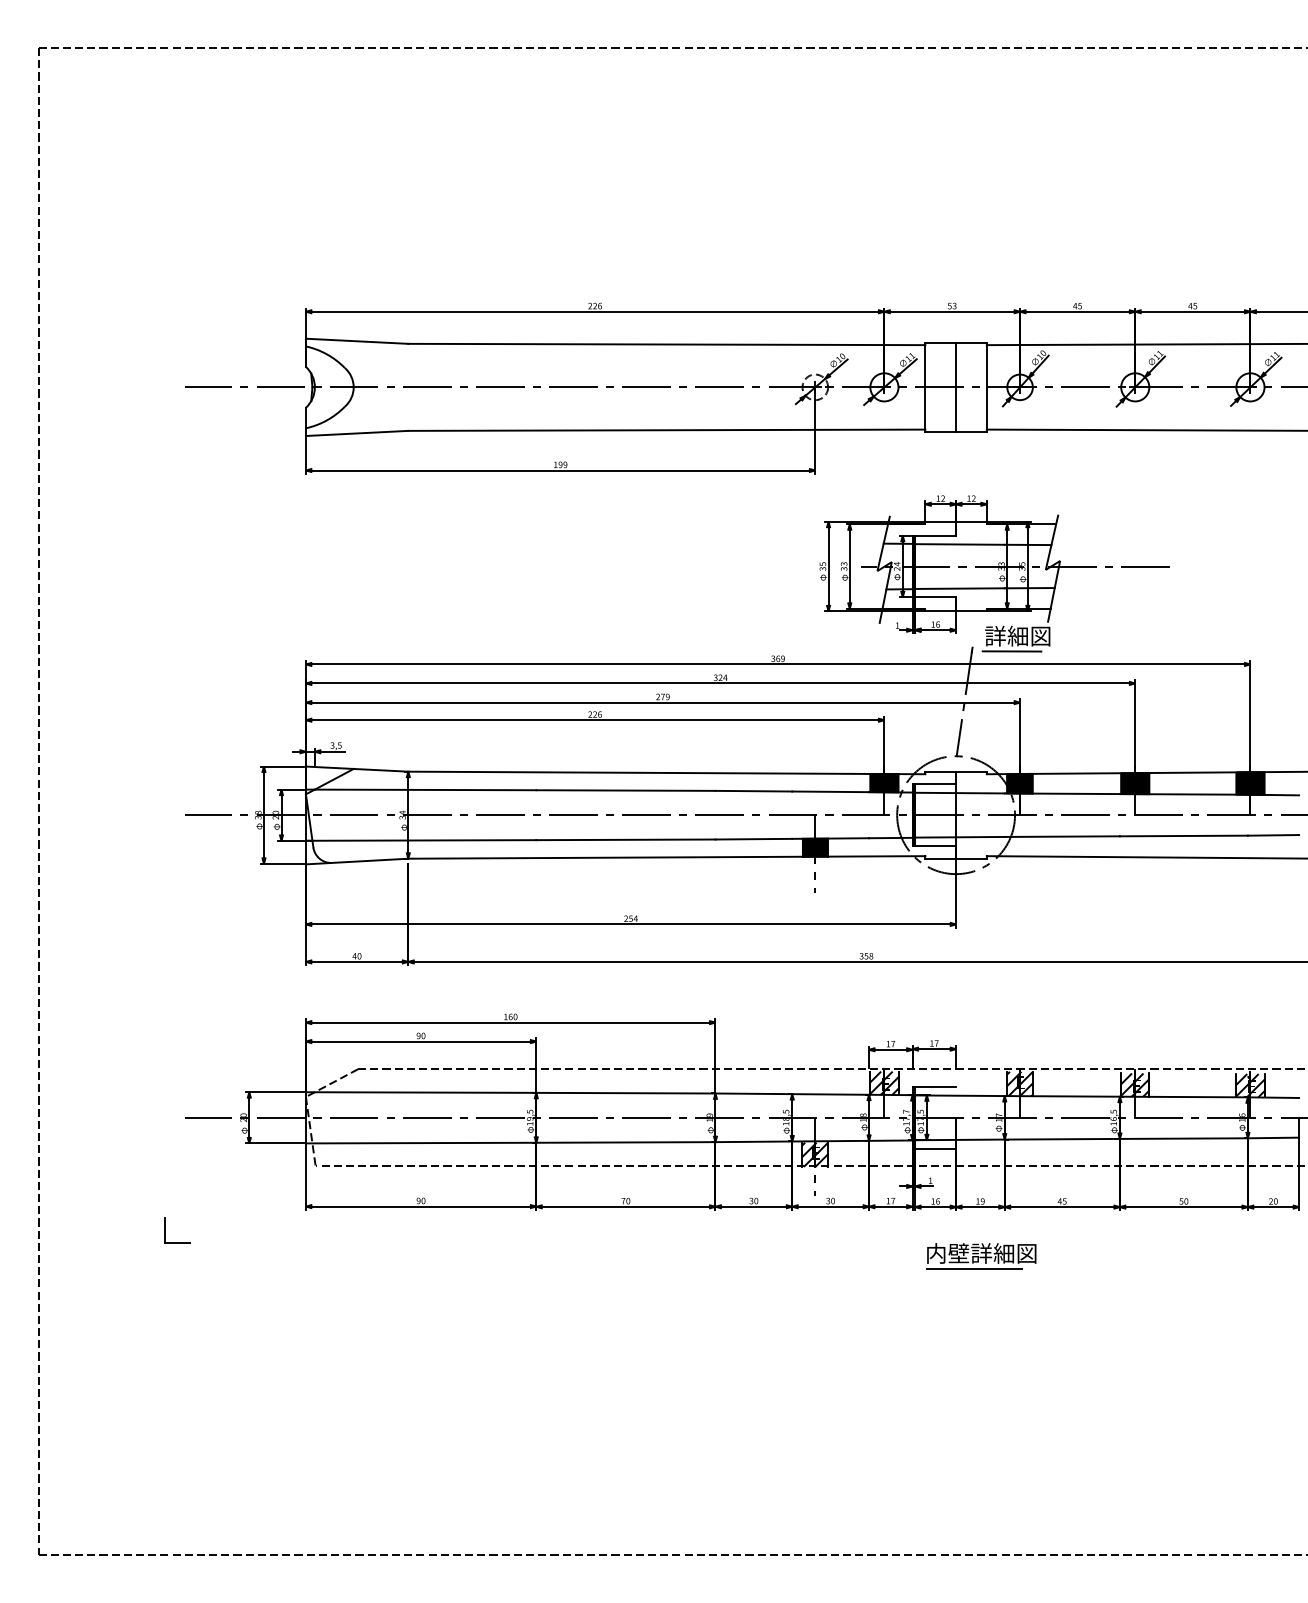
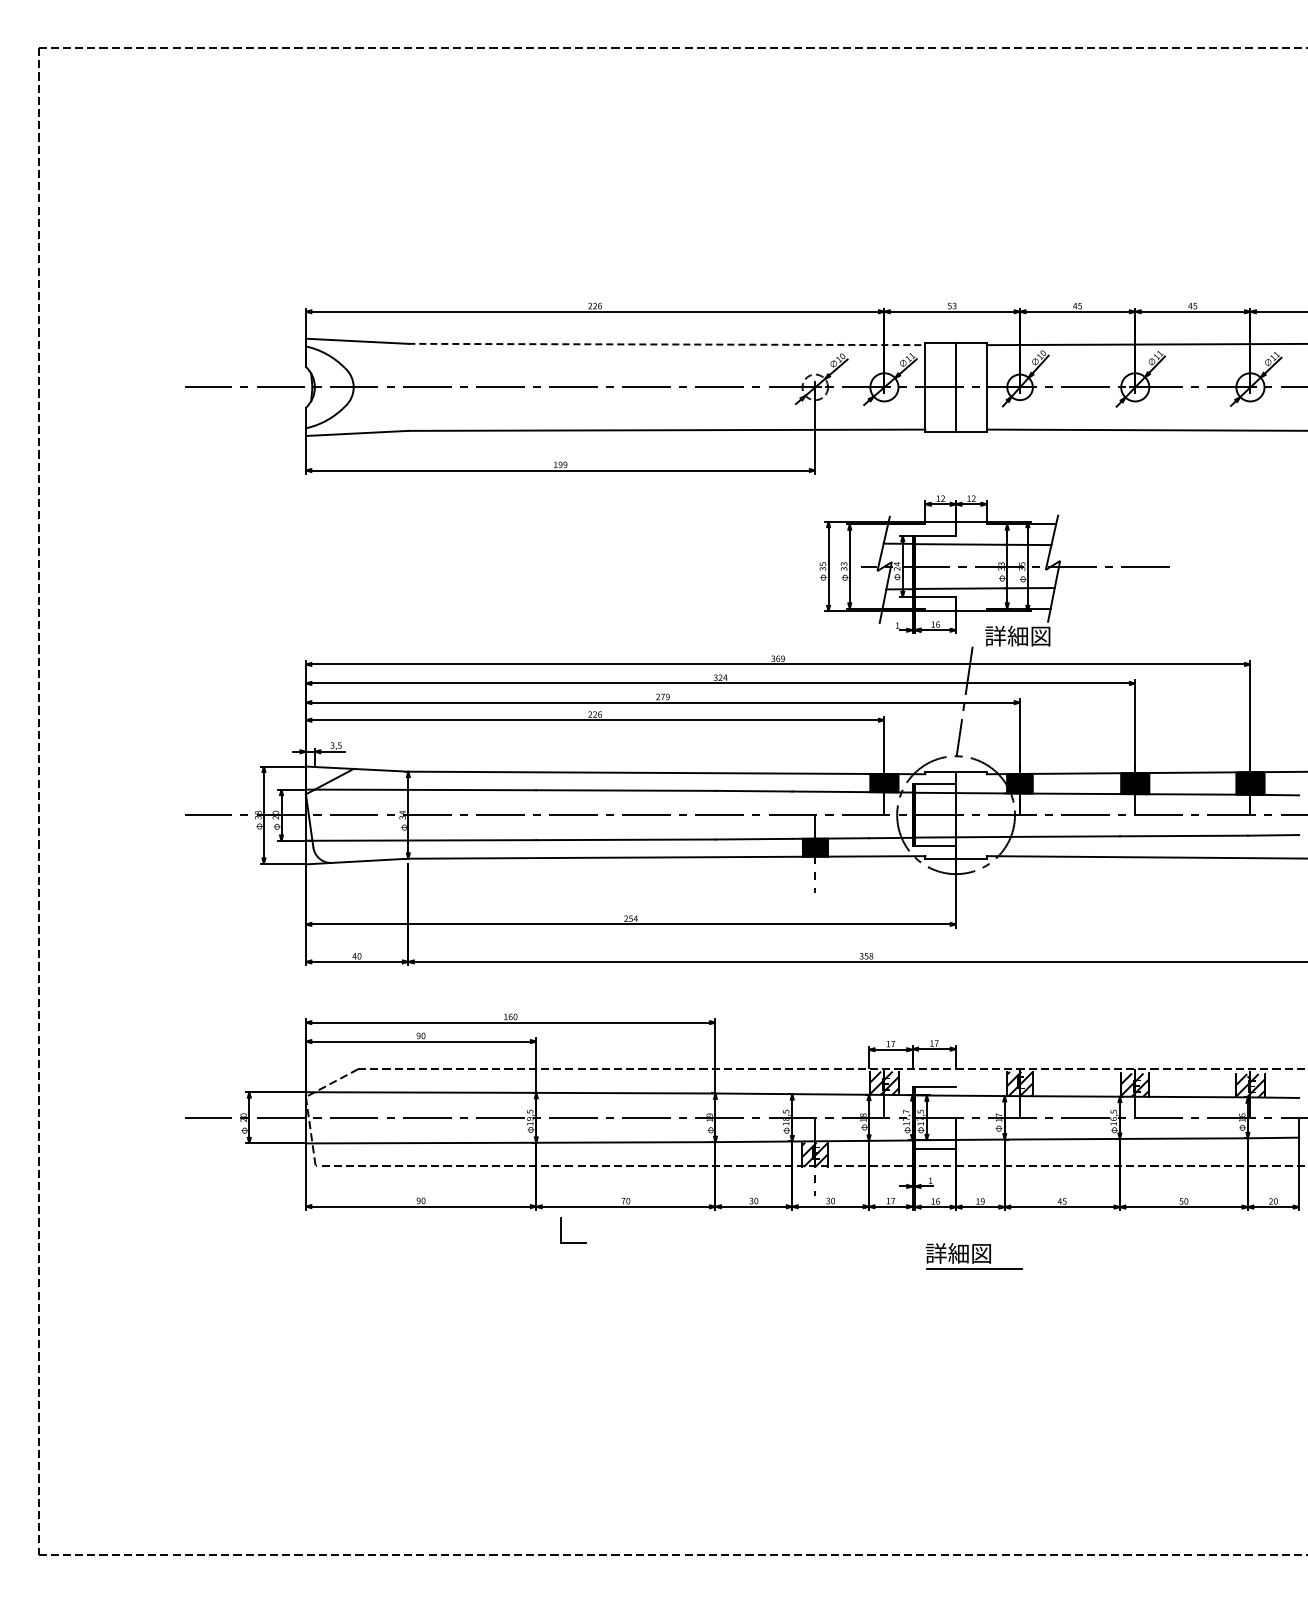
line: solid -> dashed (666, 344)
line: present -> none (1011, 651)
part position: (165, 1230) -> (561, 1230) (561, 1230)
text: 内壁詳細図 -> 詳細図 (980, 1253)
